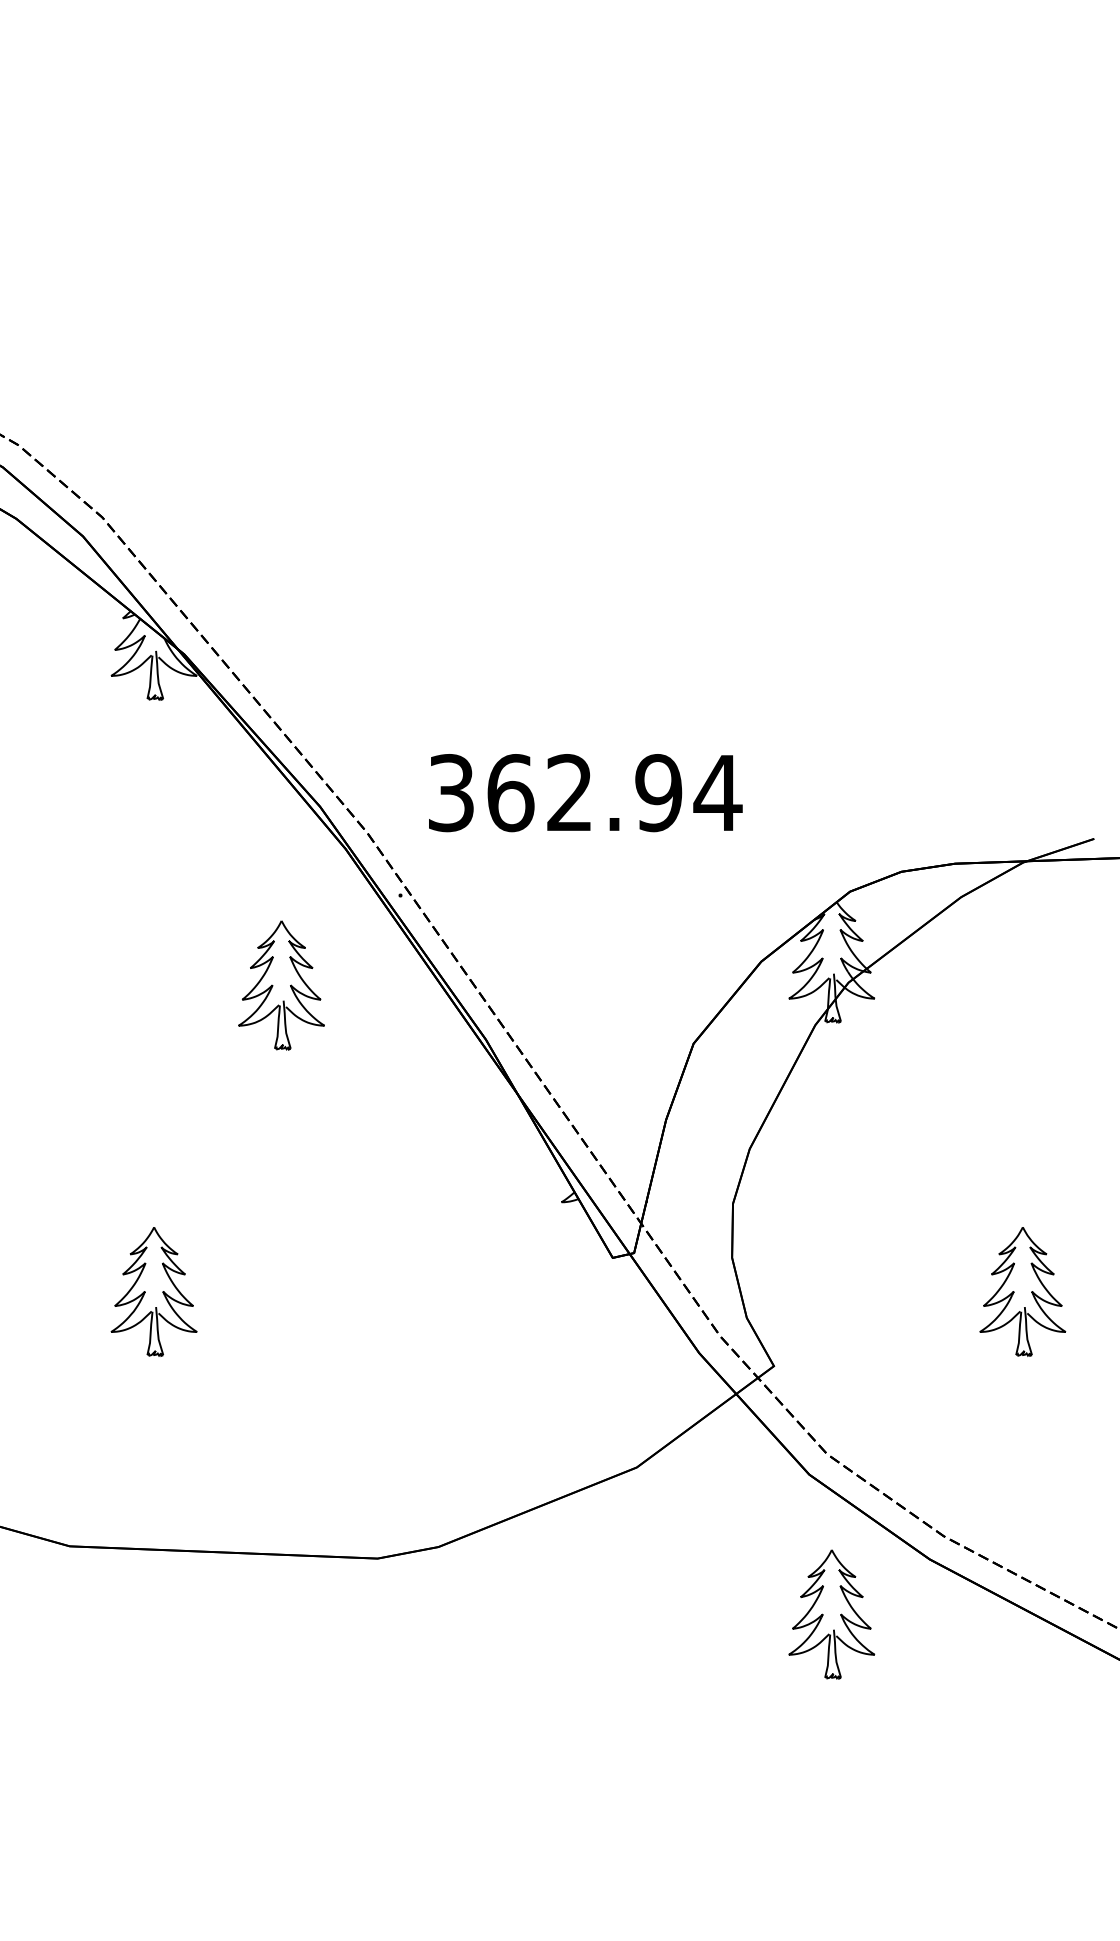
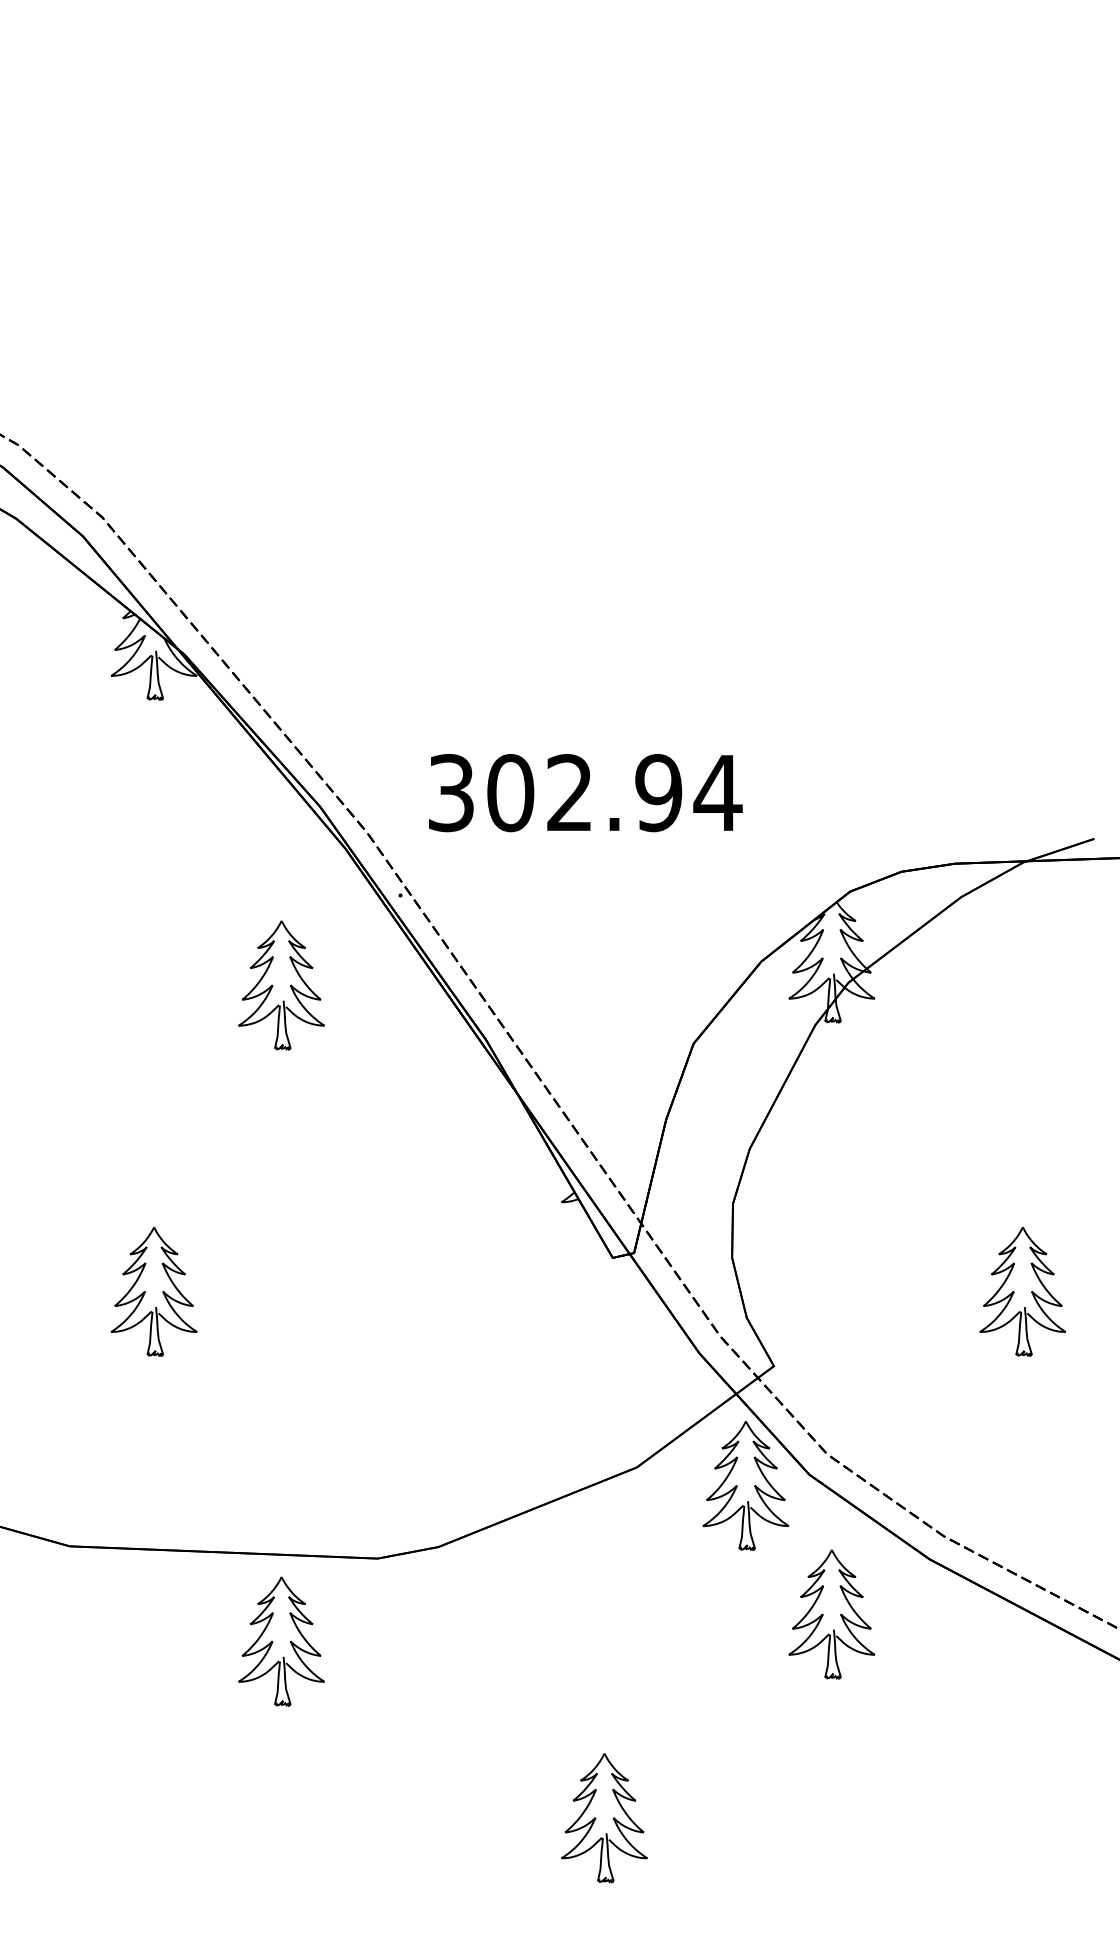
text: 362.94 -> 302.94 (510, 793)
part: none -> present (745, 1486)
part: none -> present (281, 1641)
part: none -> present (604, 1818)
